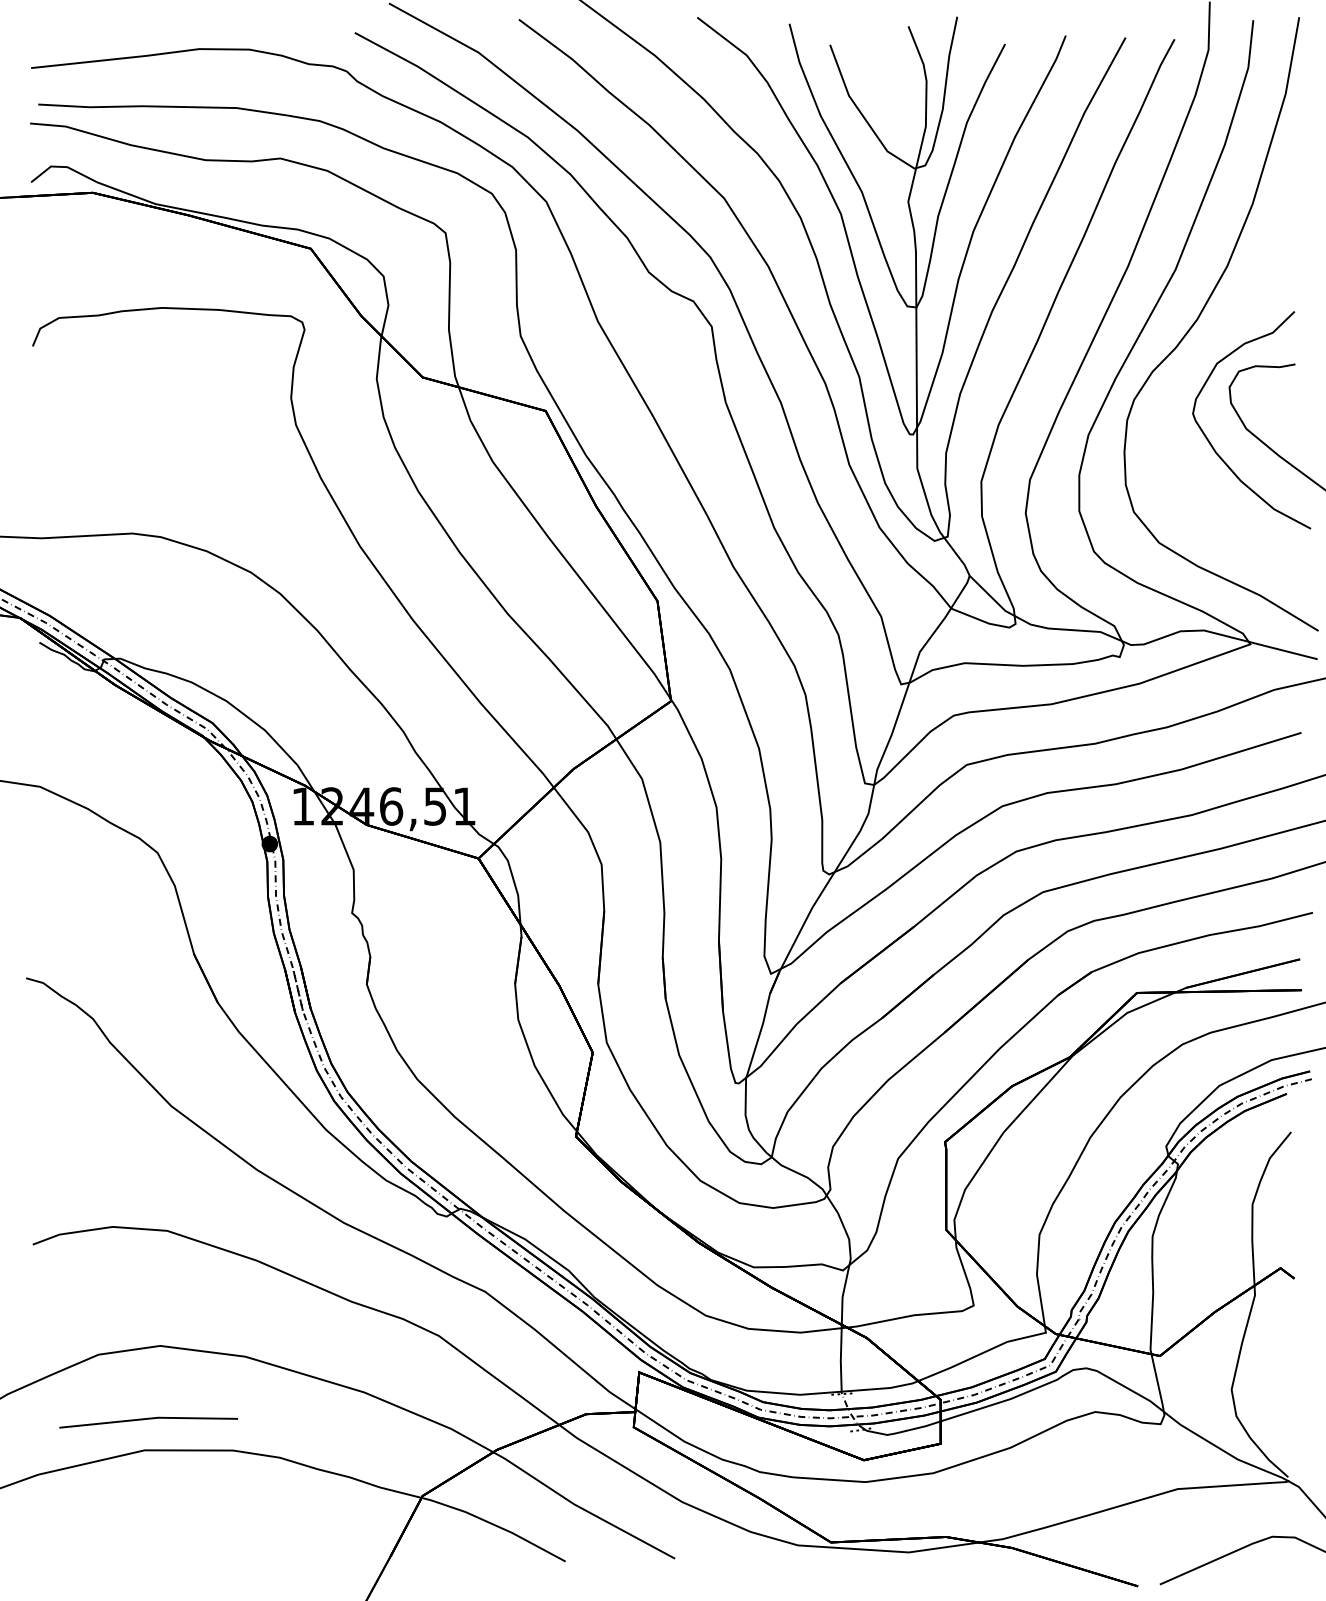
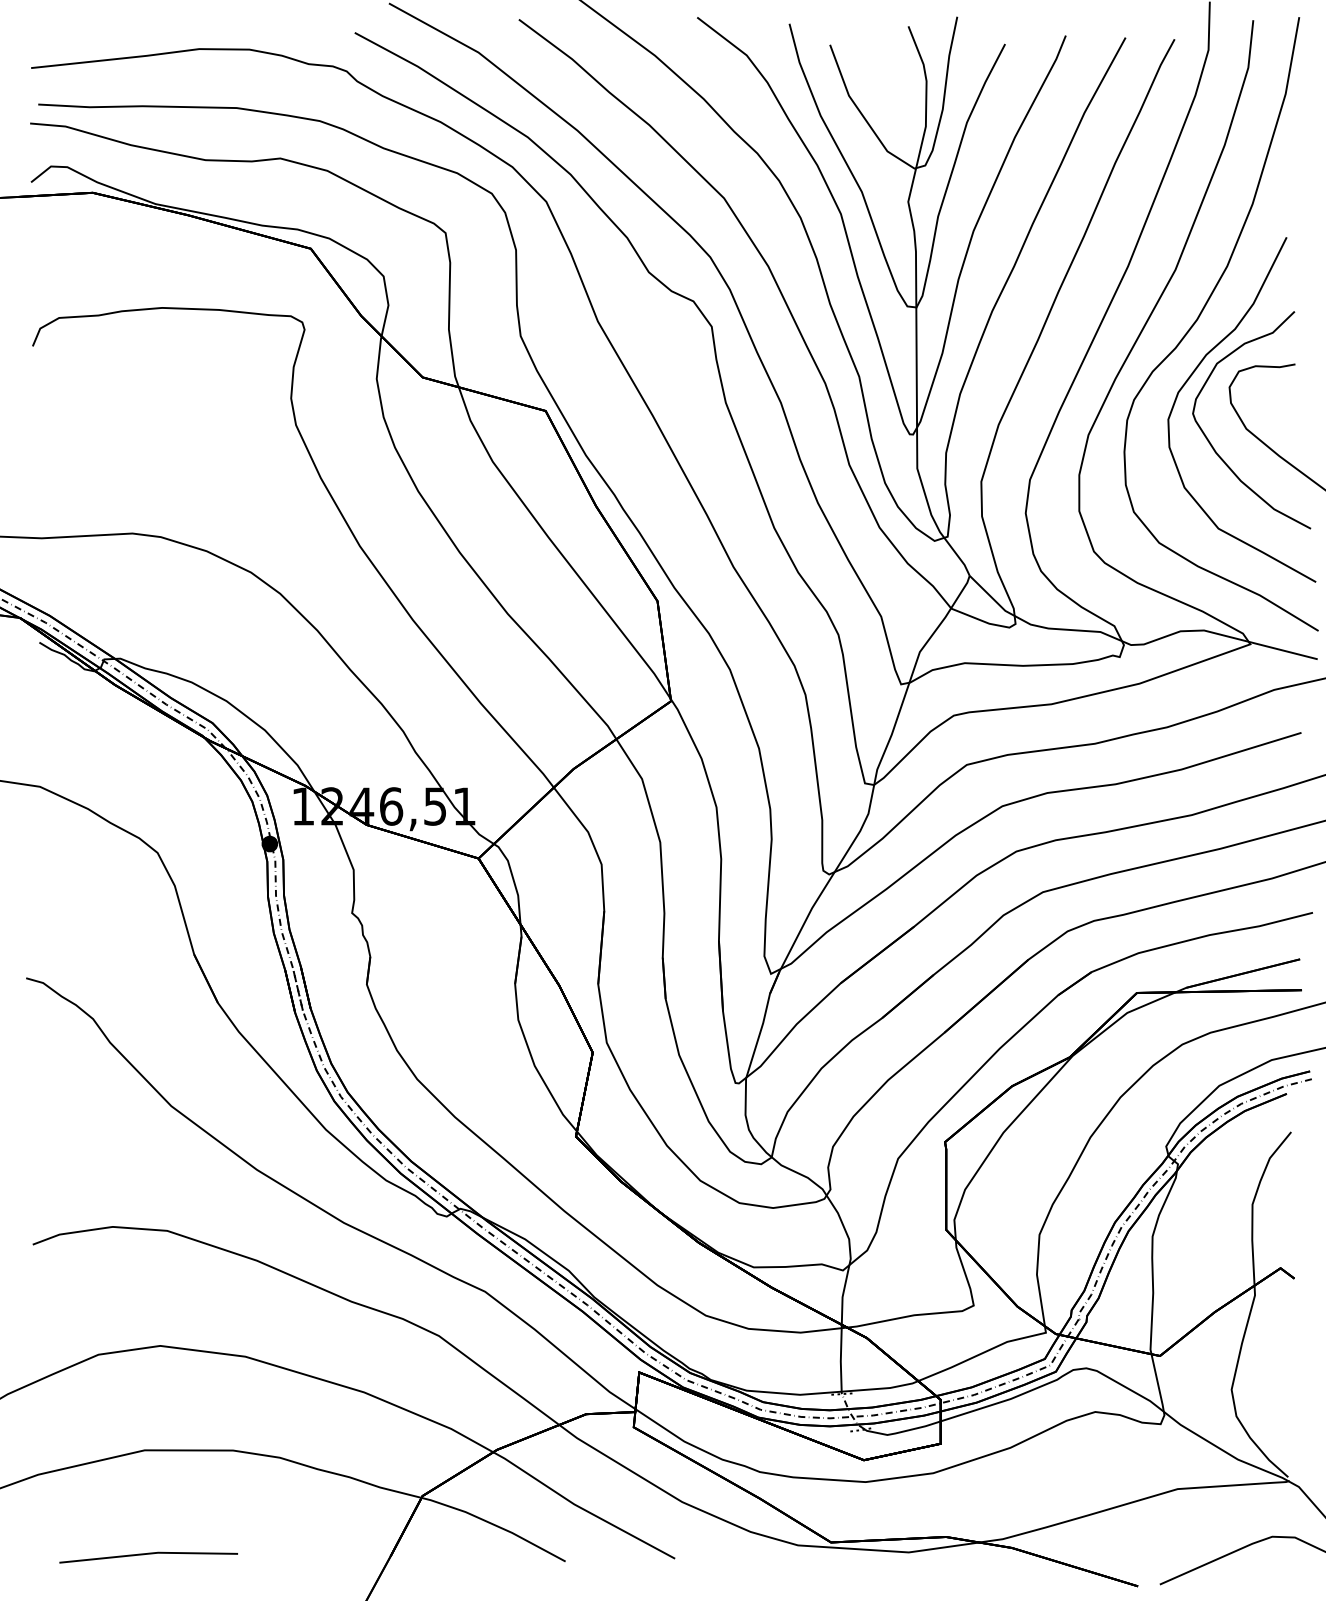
curve: none -> present (1192, 375)
line position: (148, 1419) -> (148, 1554) (148, 1554)
